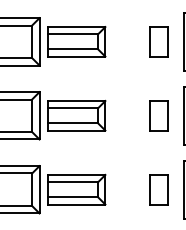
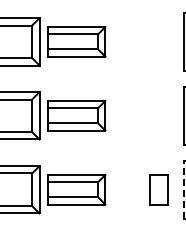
part: present -> none (158, 41)
part: present -> none (158, 115)
line: solid -> dashed (183, 189)
